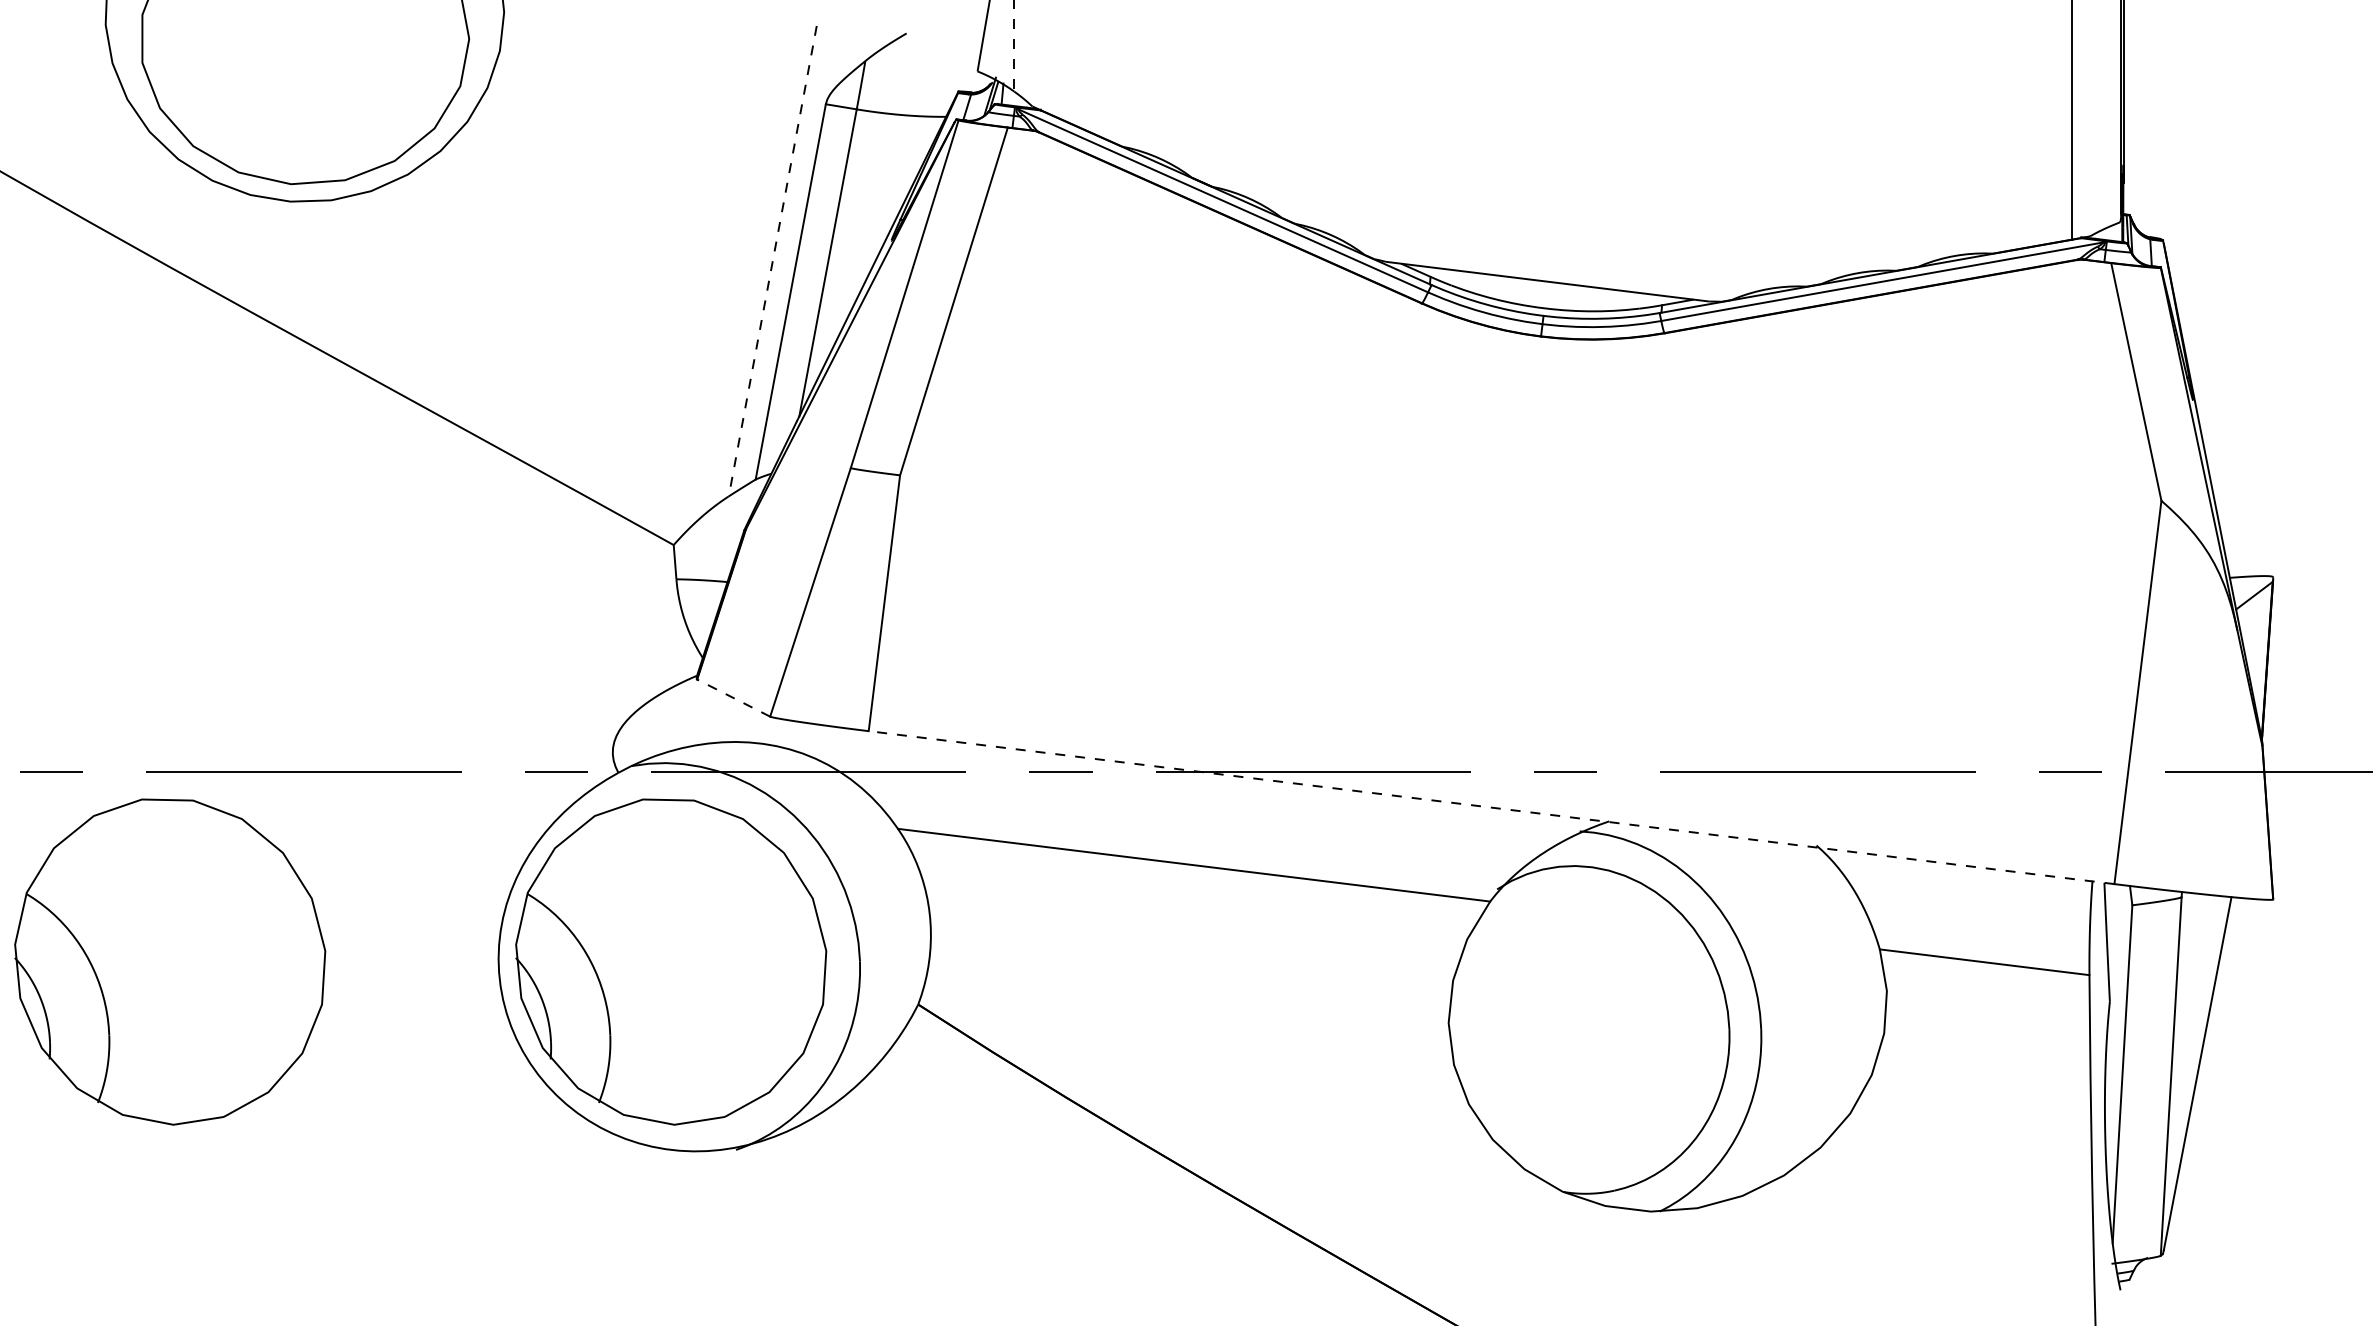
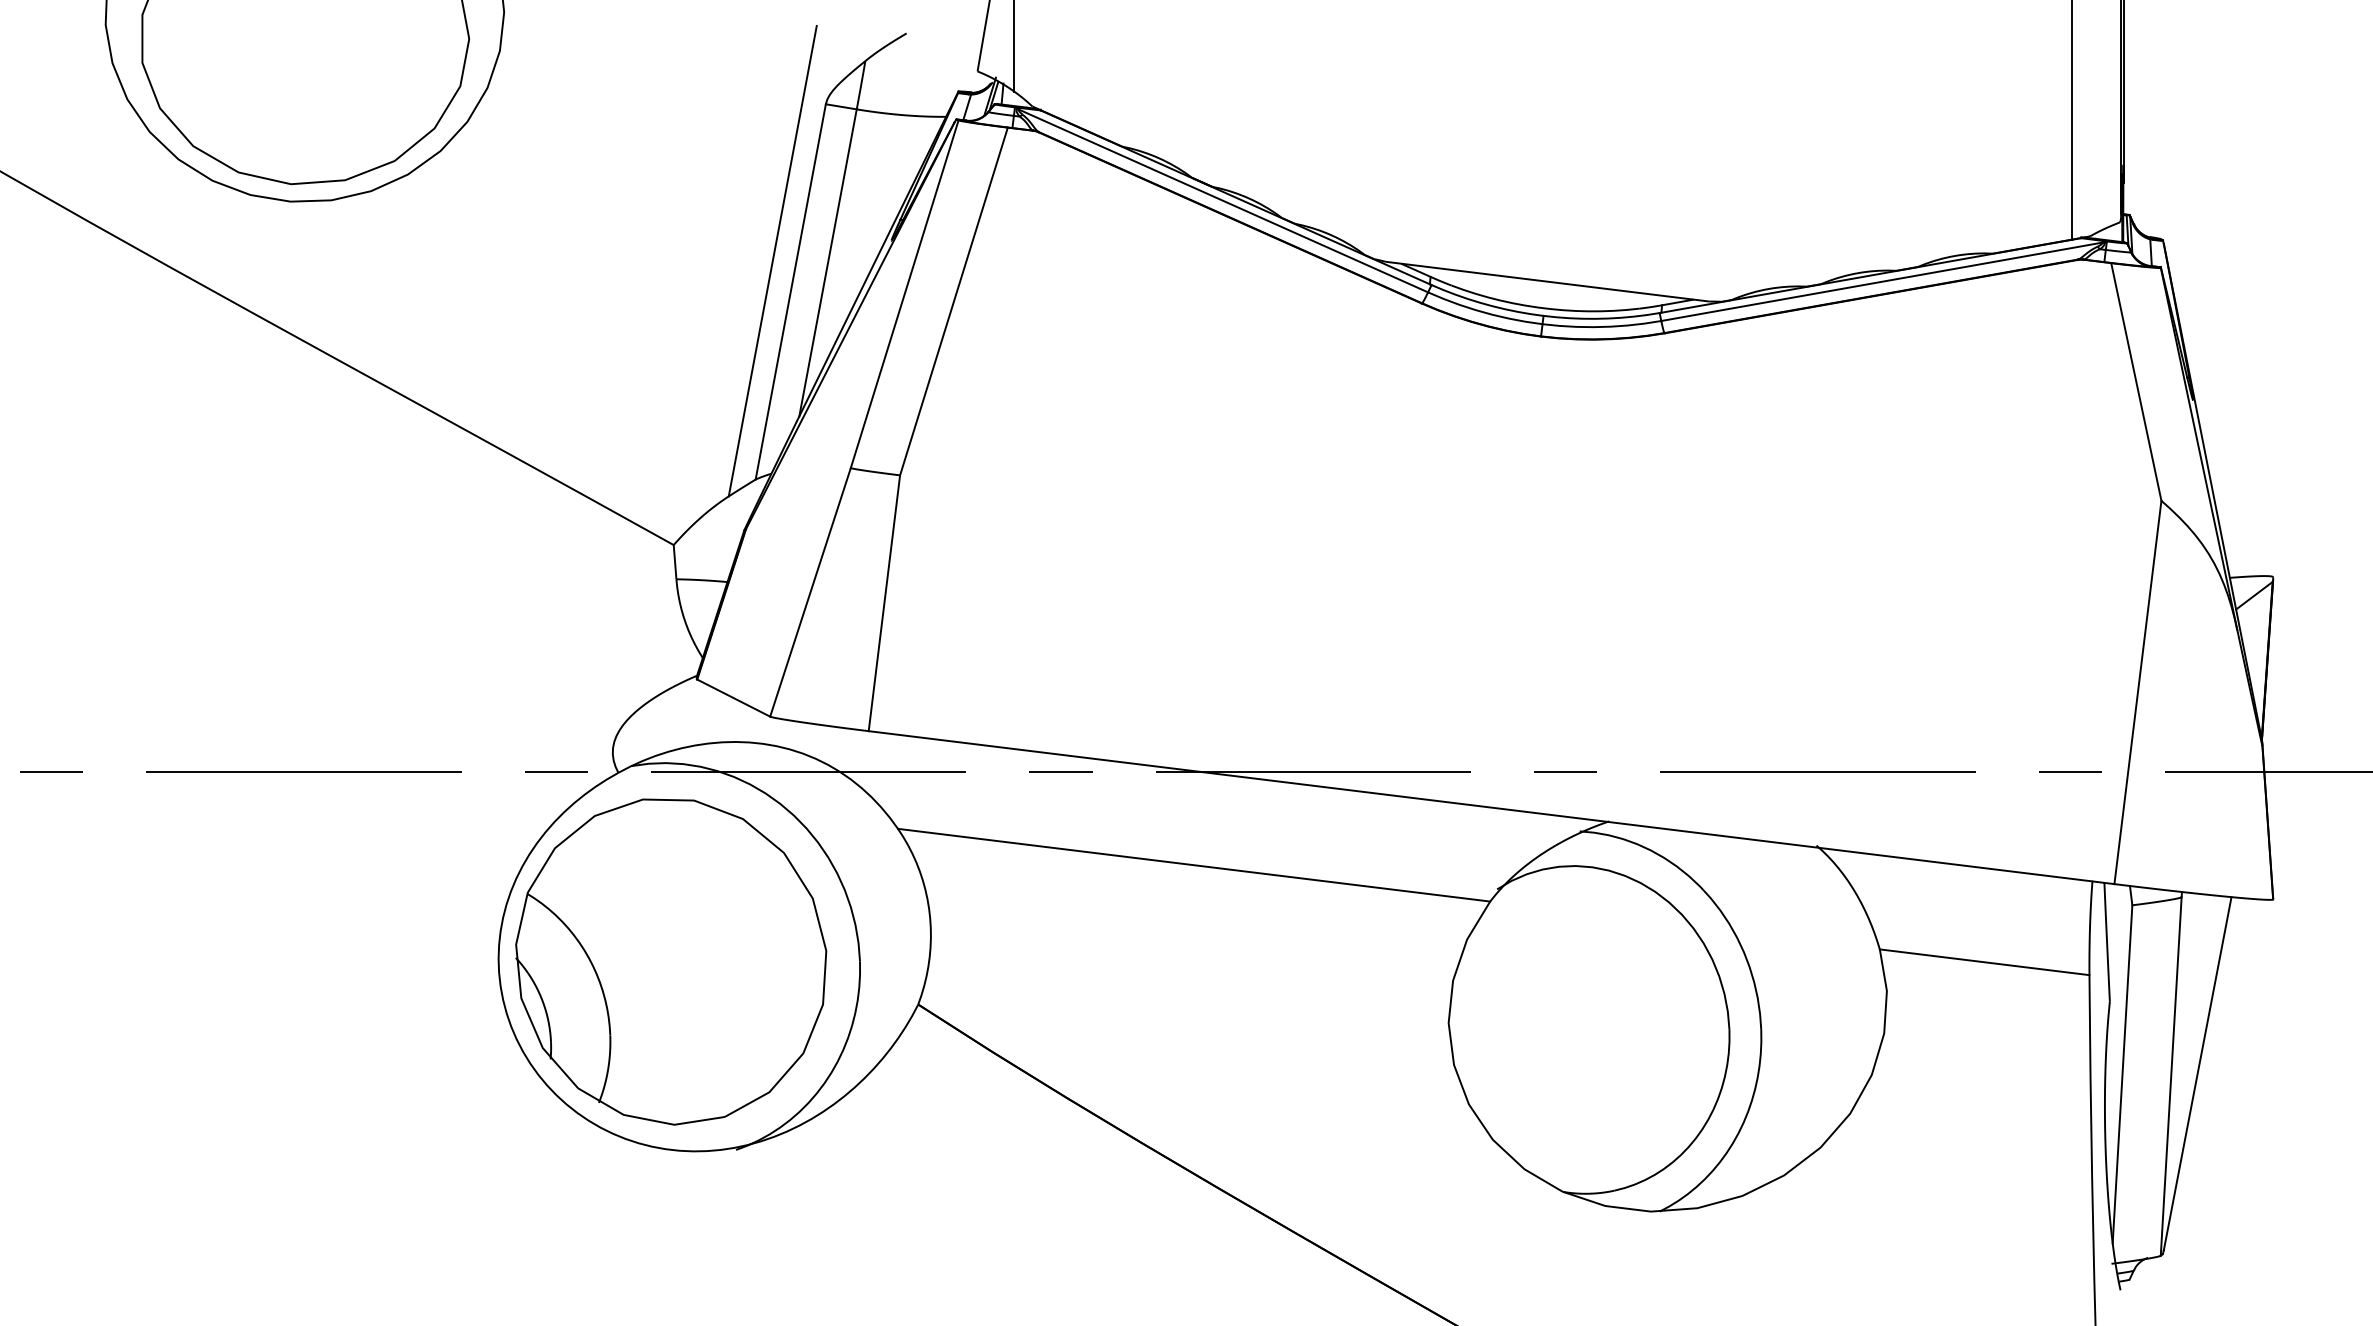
line: dashed -> solid (1014, 46)
line: dashed -> solid (772, 261)
line: dashed -> solid (733, 698)
line: dashed -> solid (1491, 807)
part: present -> none (170, 961)
